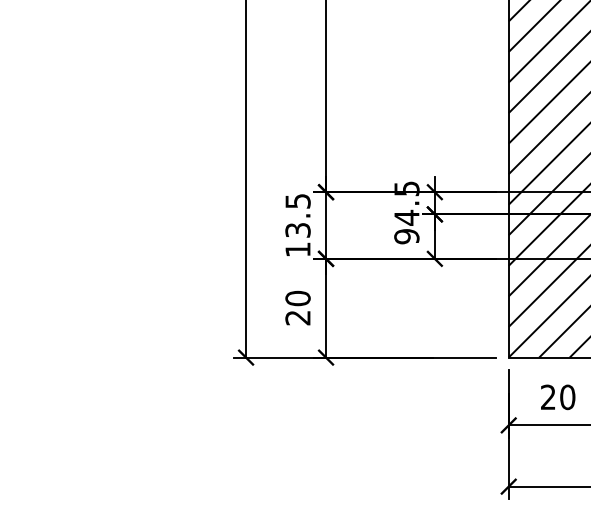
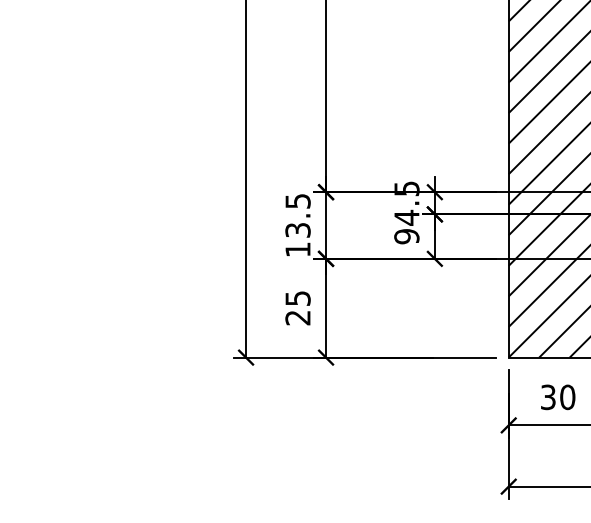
text: 20 -> 25 (297, 298)
text: 20 -> 30 (548, 397)
